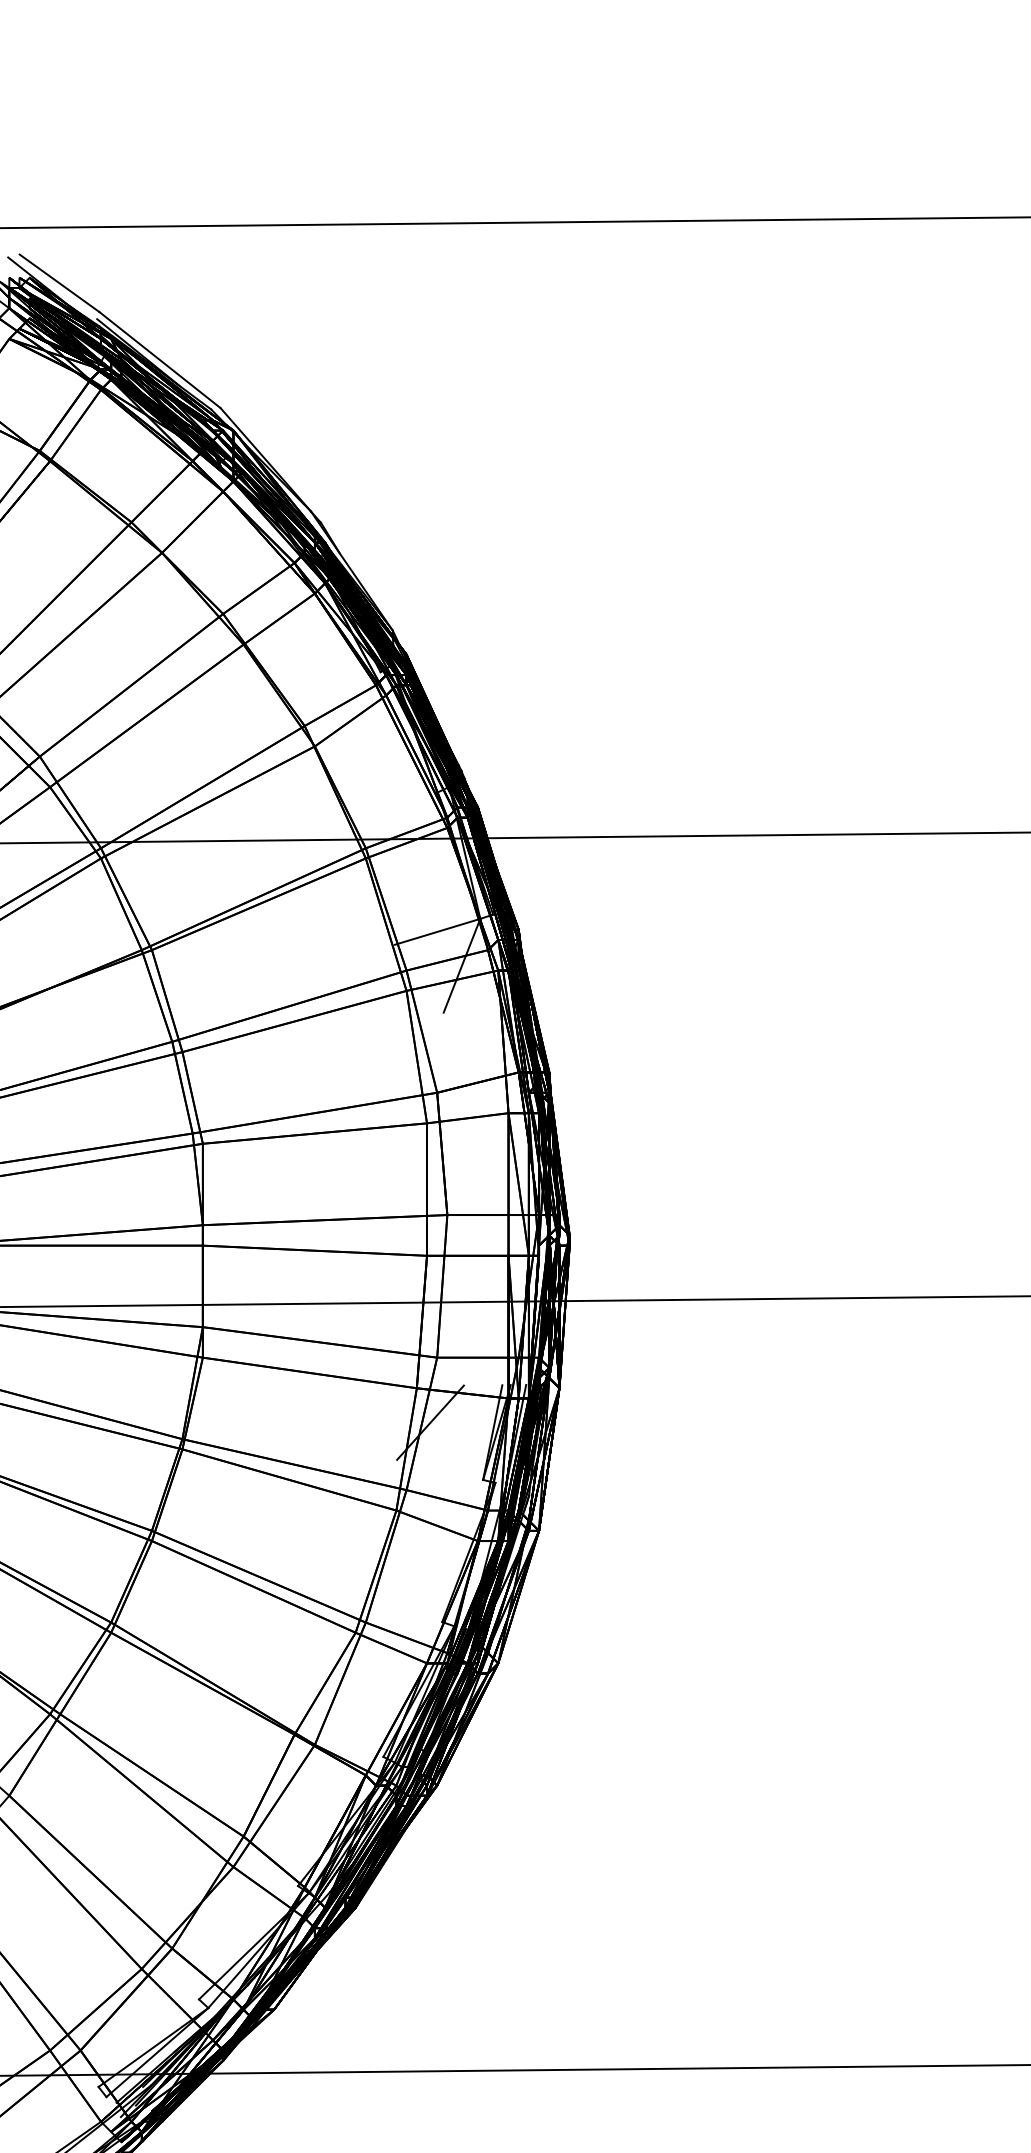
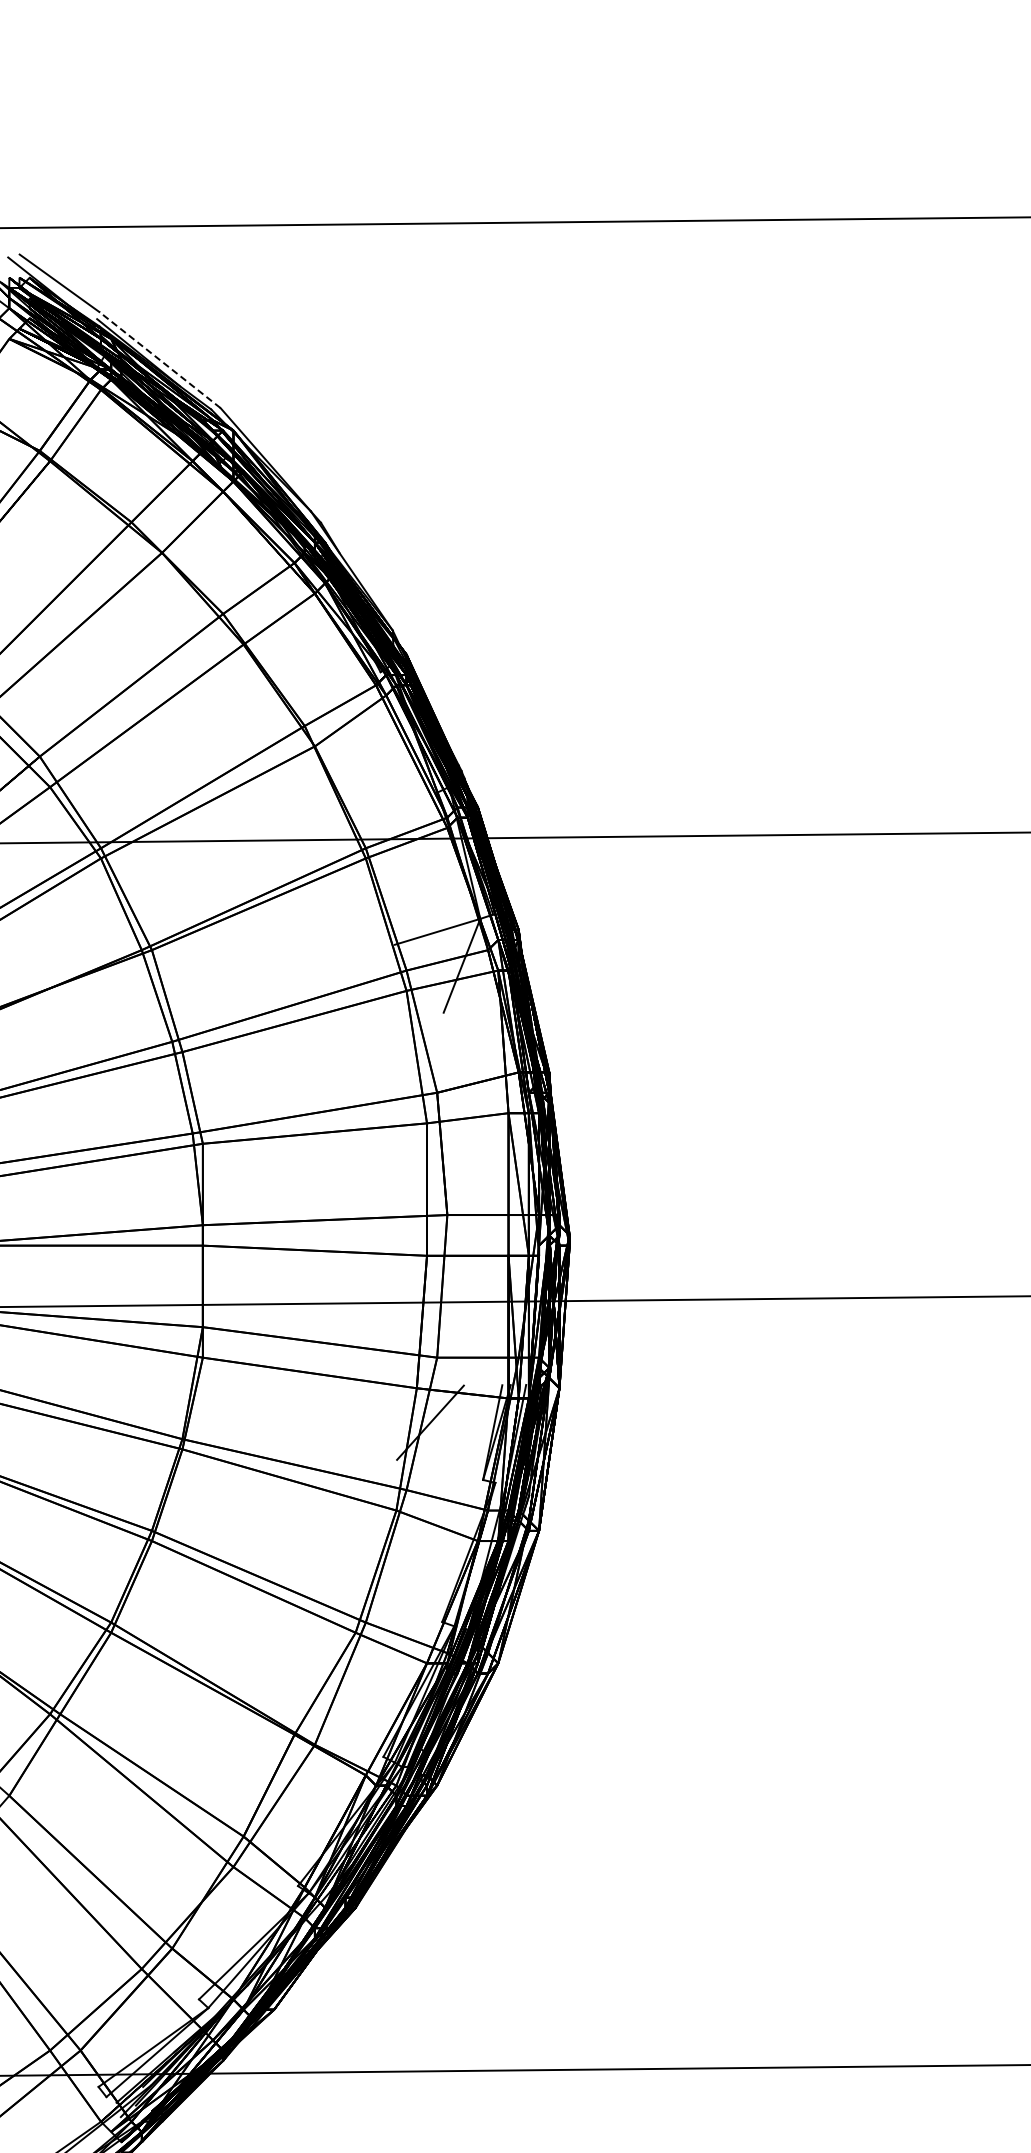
line: solid -> dashed (159, 359)
